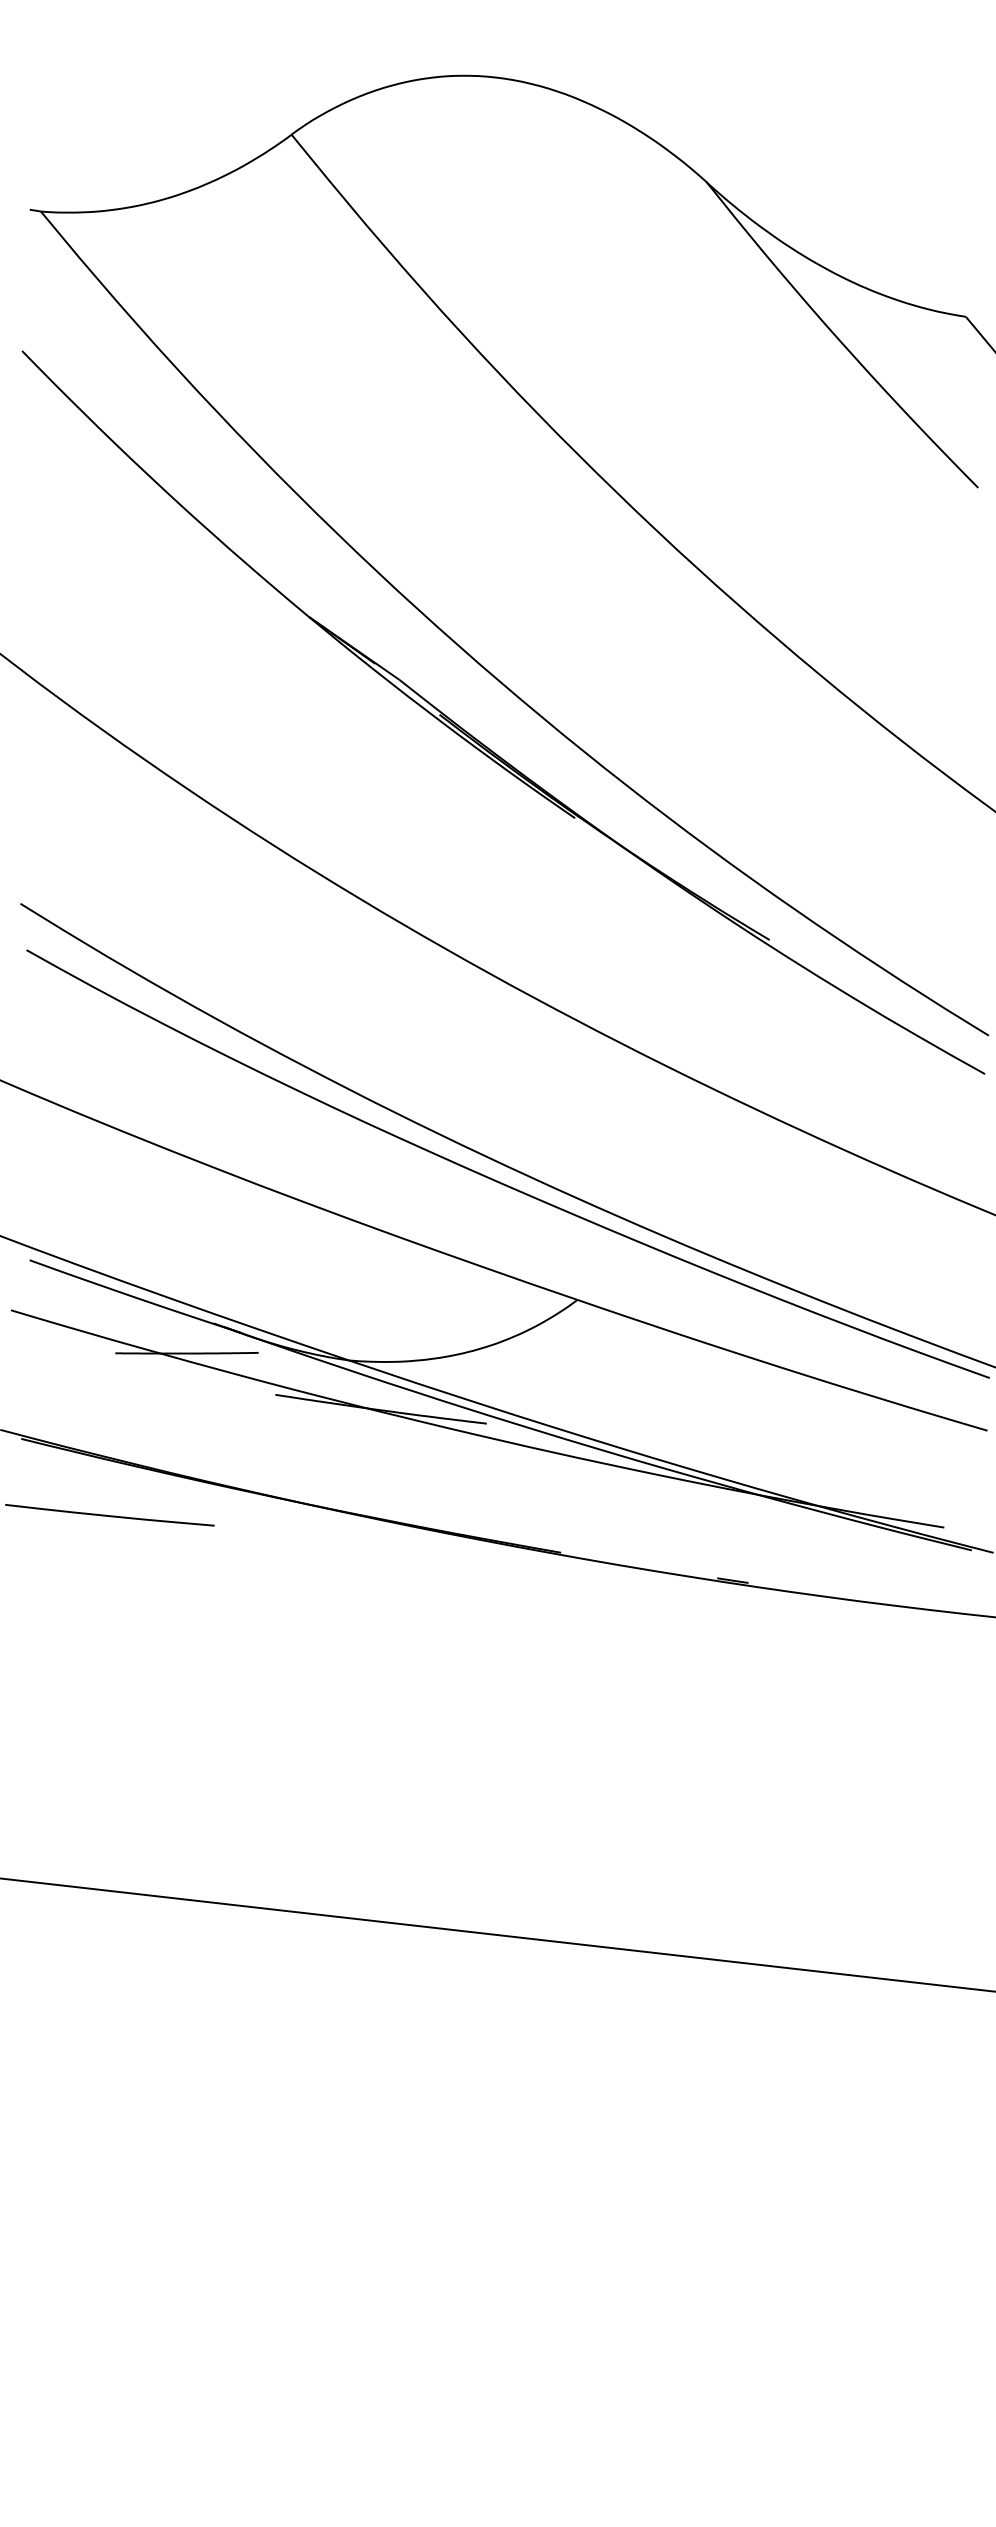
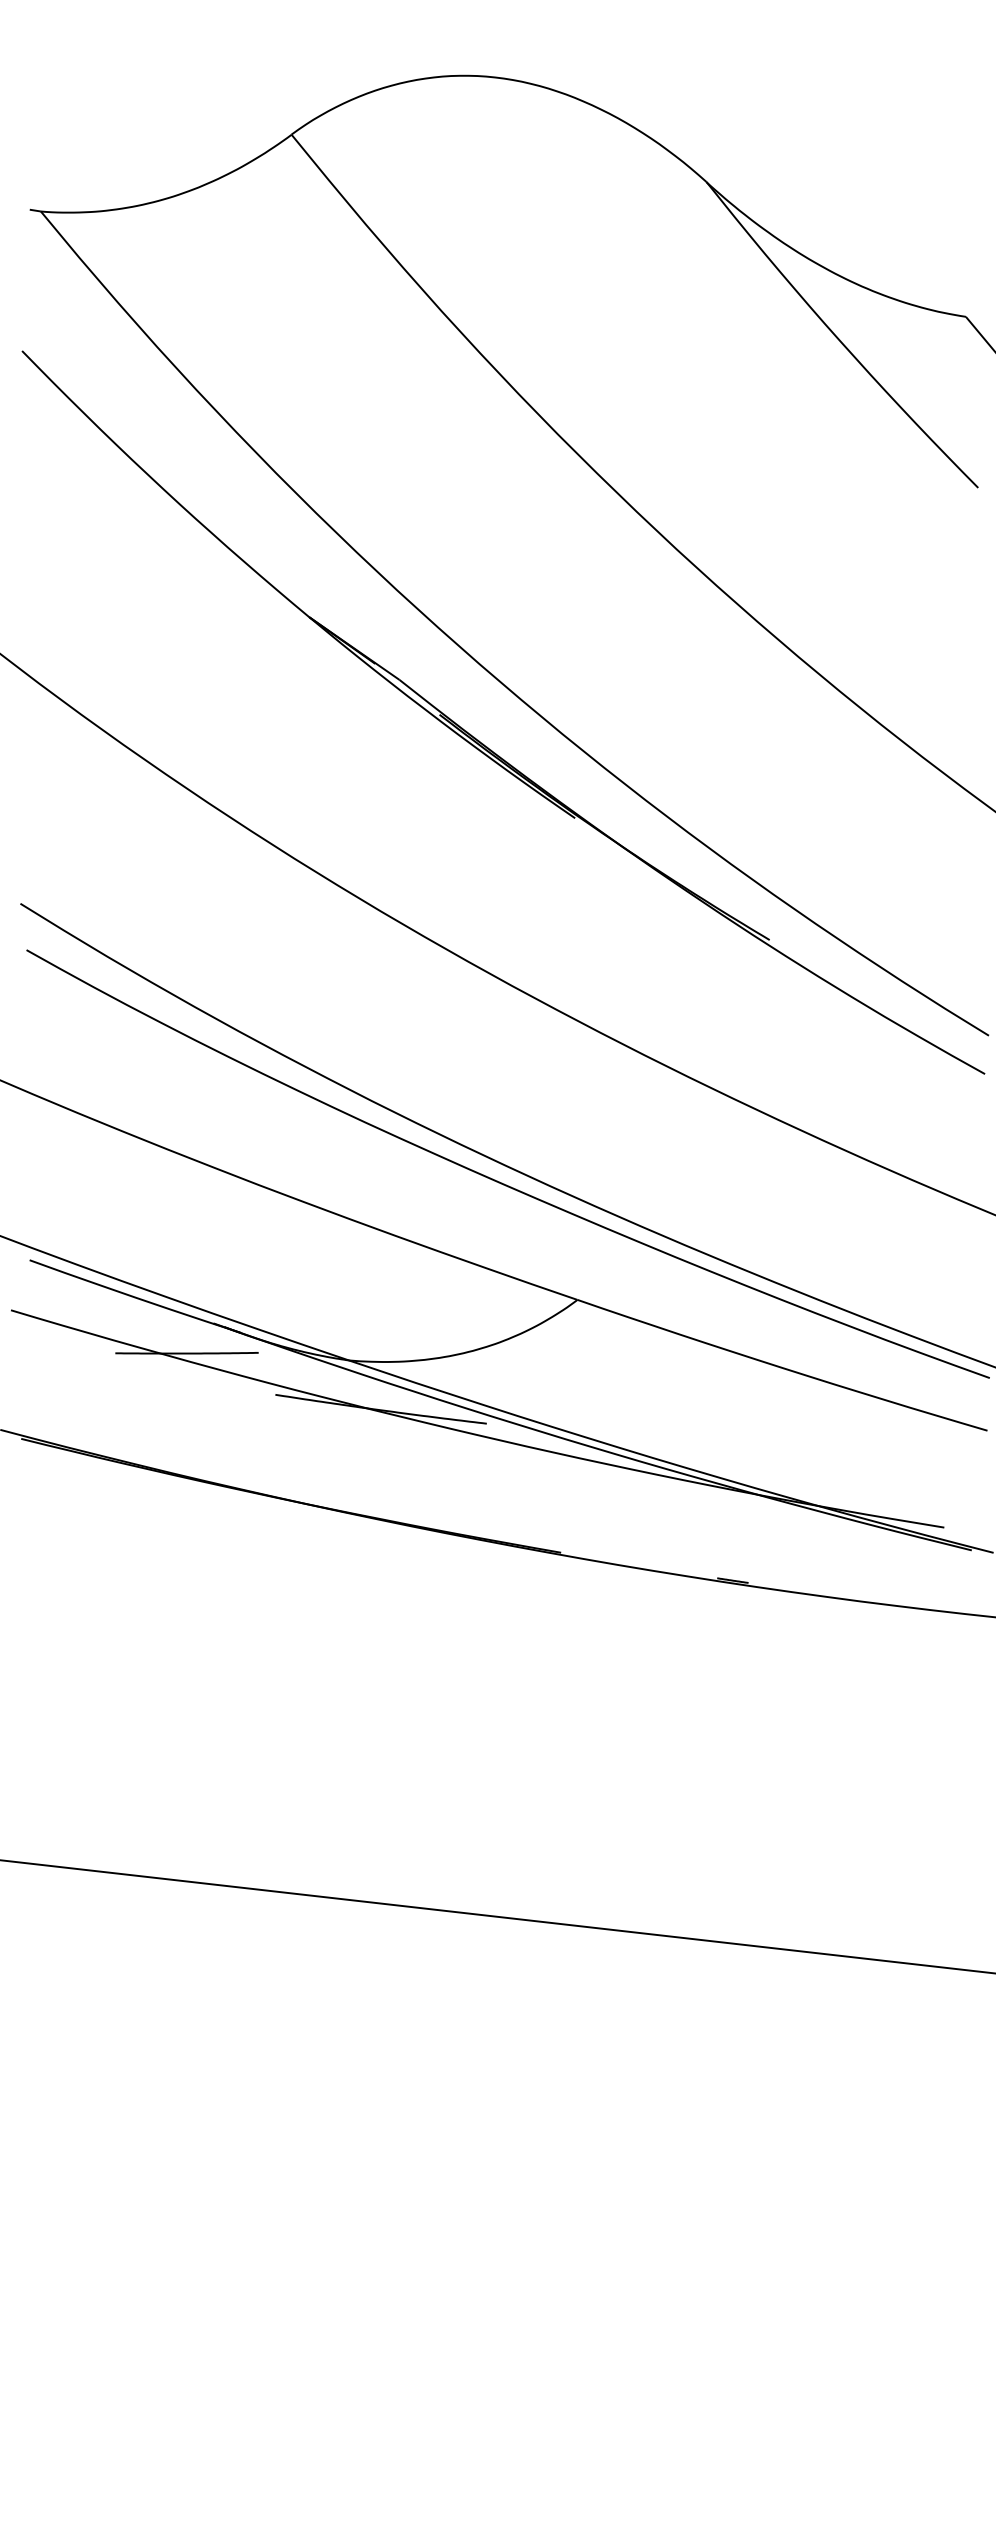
line: present -> none (109, 1515)
line position: (497, 1934) -> (497, 1916) (497, 1916)
